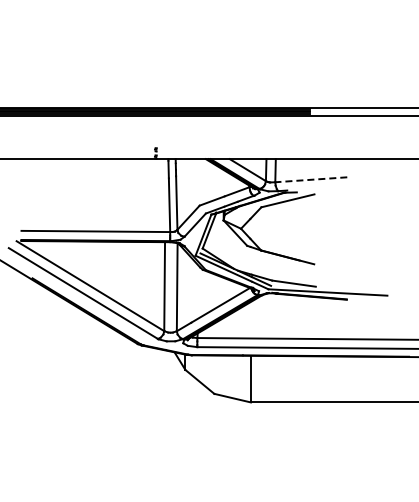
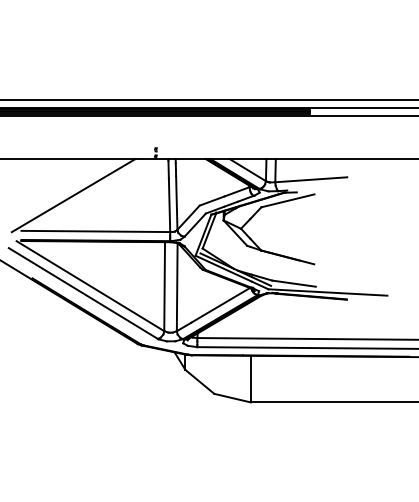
line: none -> present (208, 99)
line: dashed -> solid (310, 179)
line: none -> present (73, 195)
